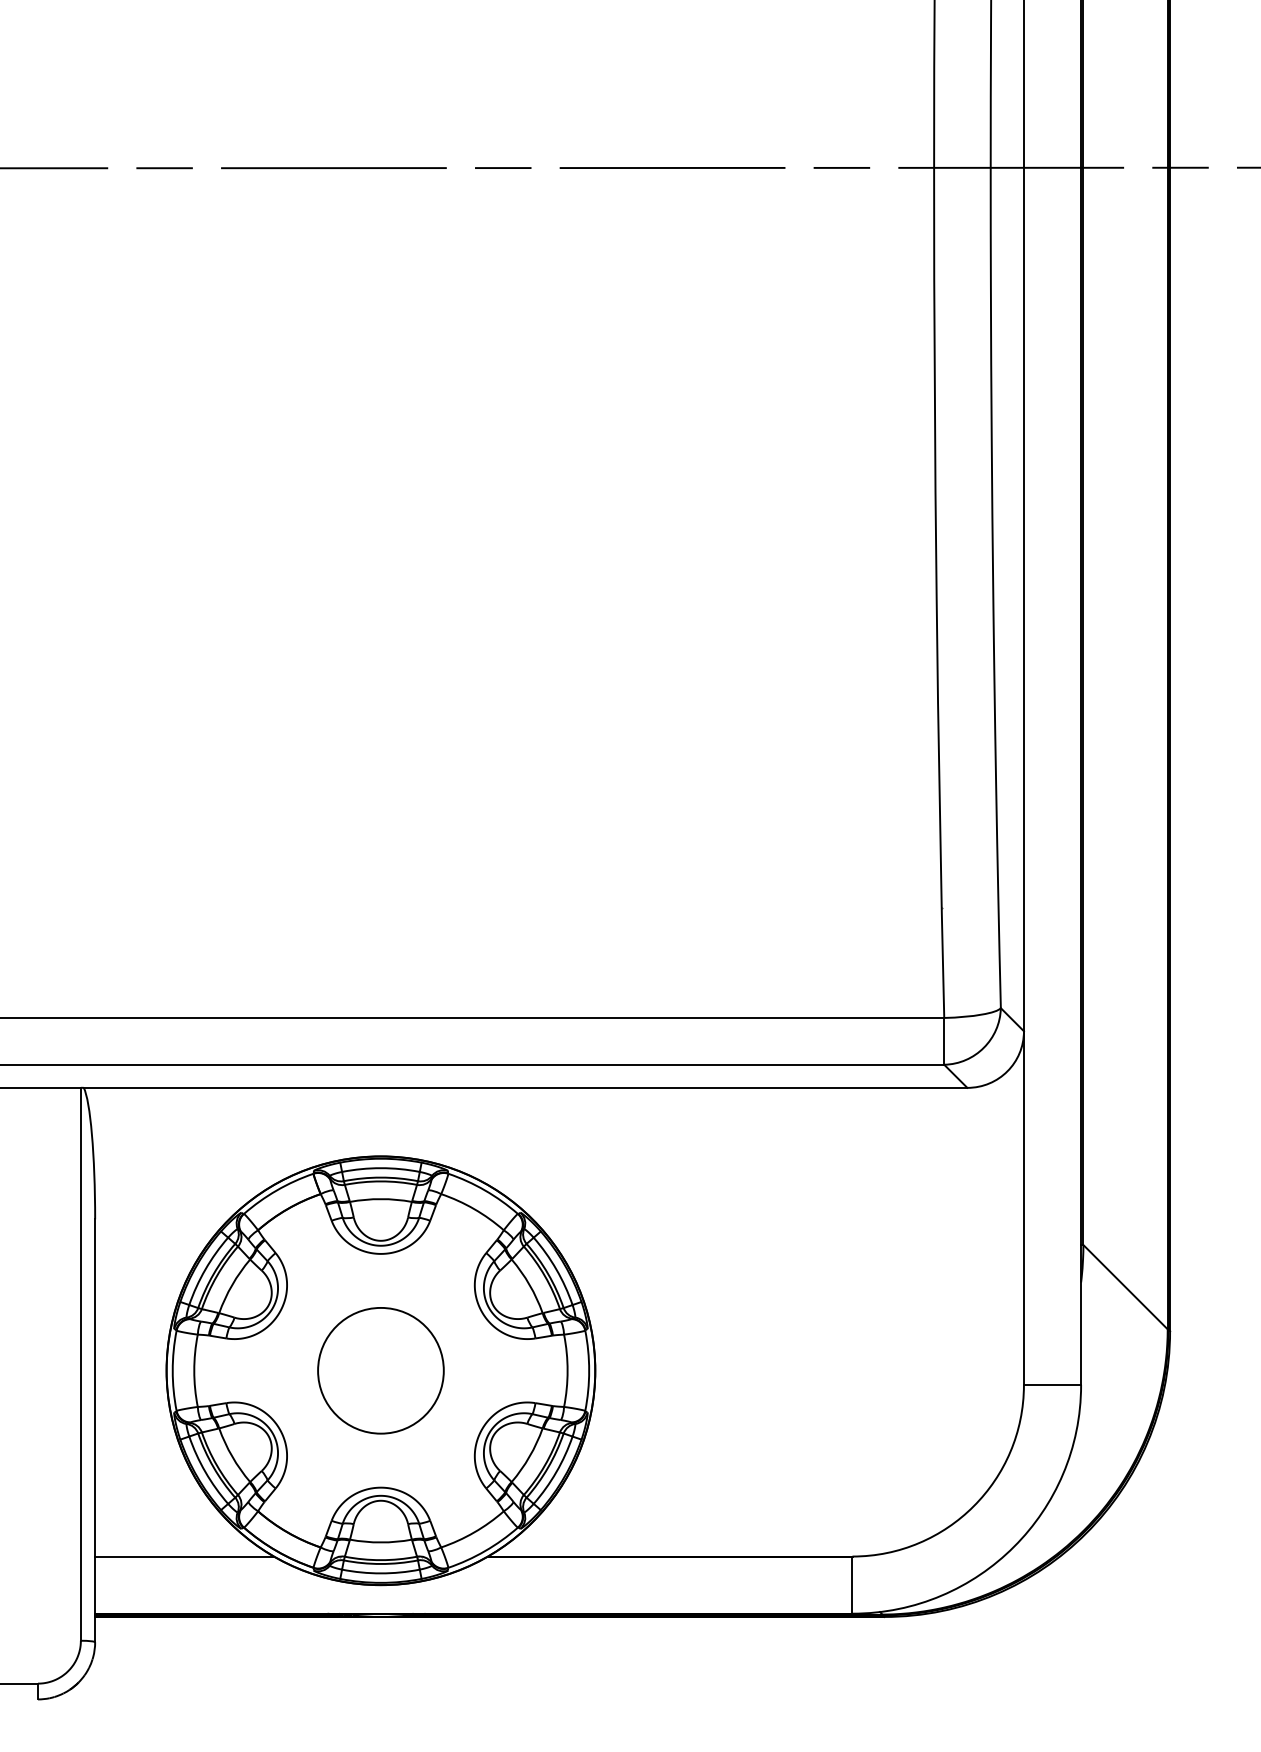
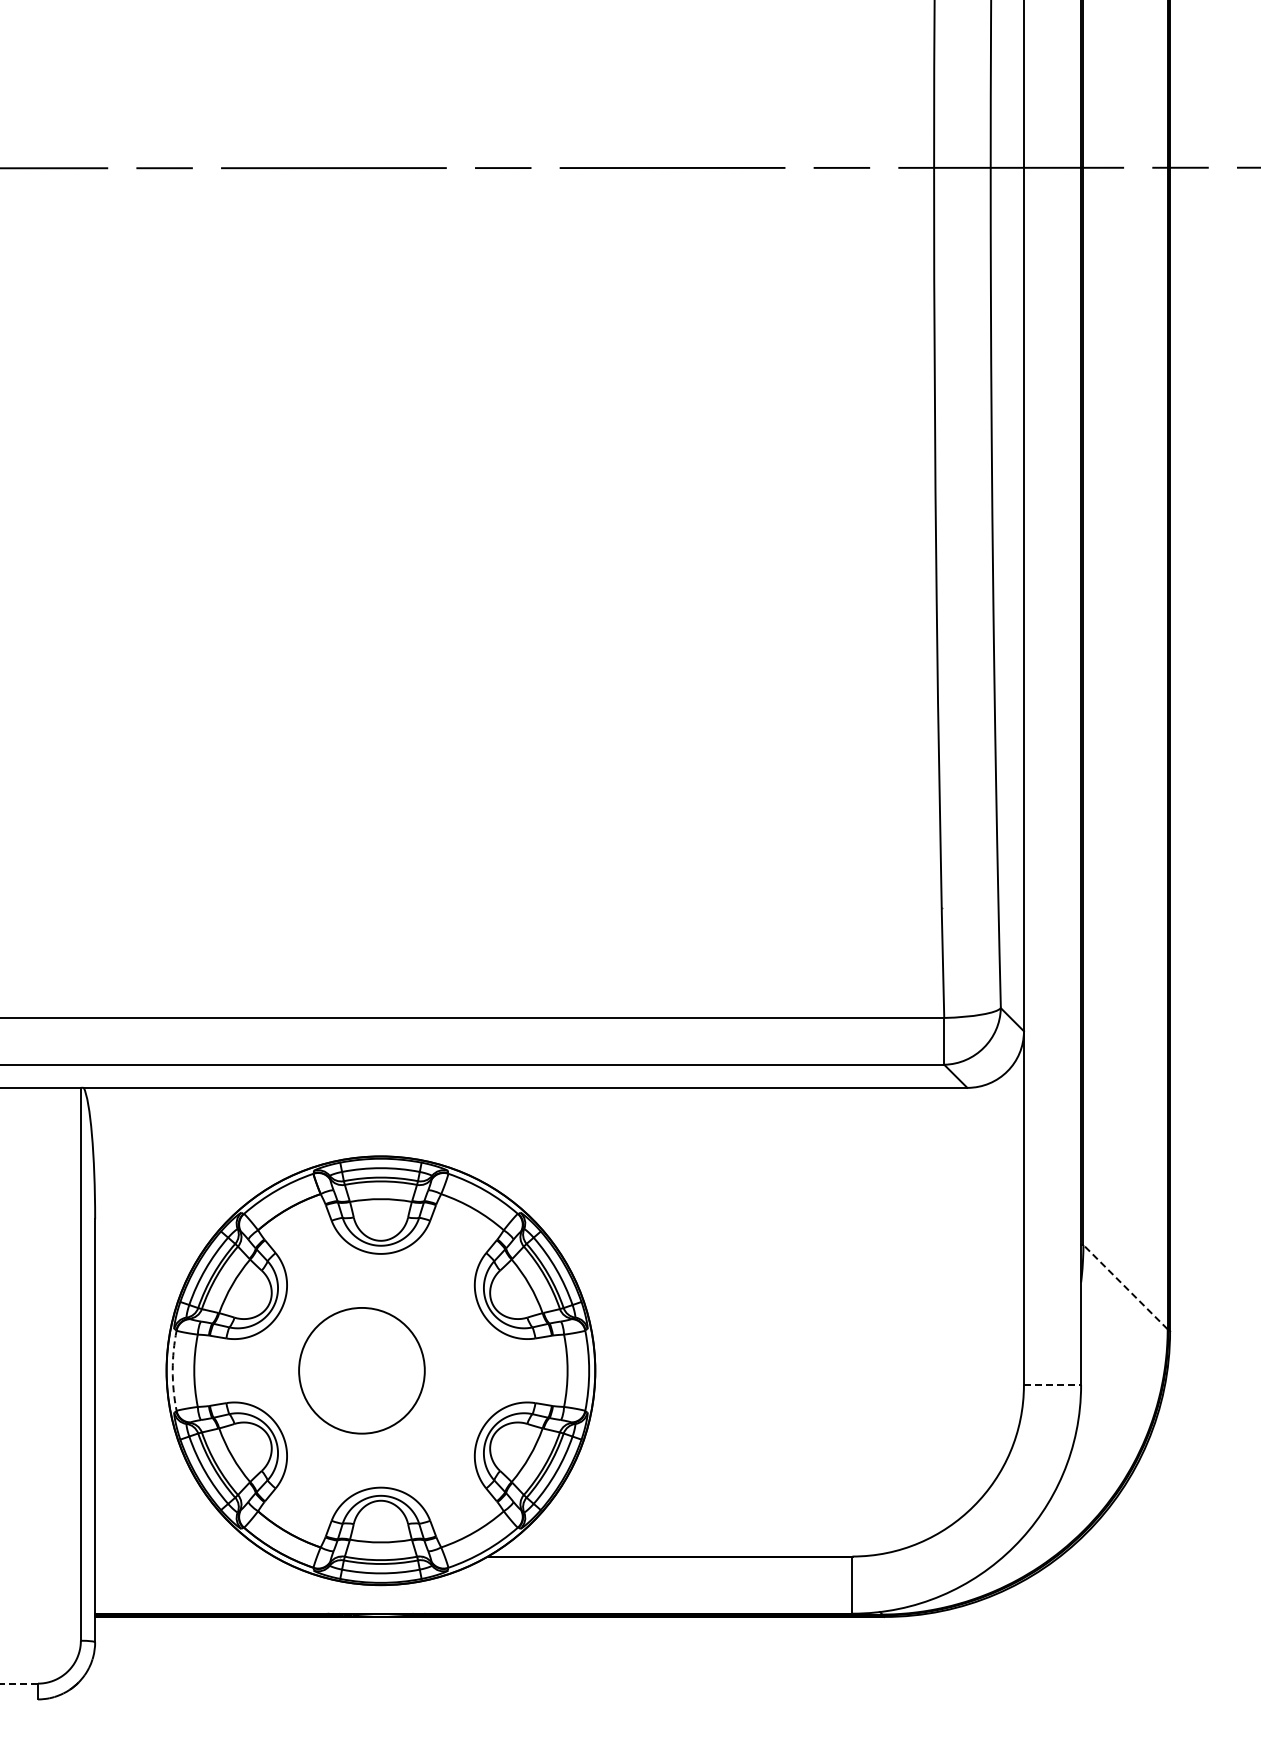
line: solid -> dashed (1125, 1287)
arc: solid -> dashed (172, 1370)
circle position: (380, 1370) -> (361, 1370) (361, 1370)
line: solid -> dashed (1052, 1385)
line: present -> none (184, 1556)
line: solid -> dashed (19, 1683)
